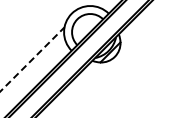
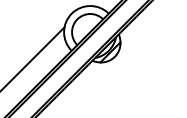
line: dashed -> solid (32, 59)
